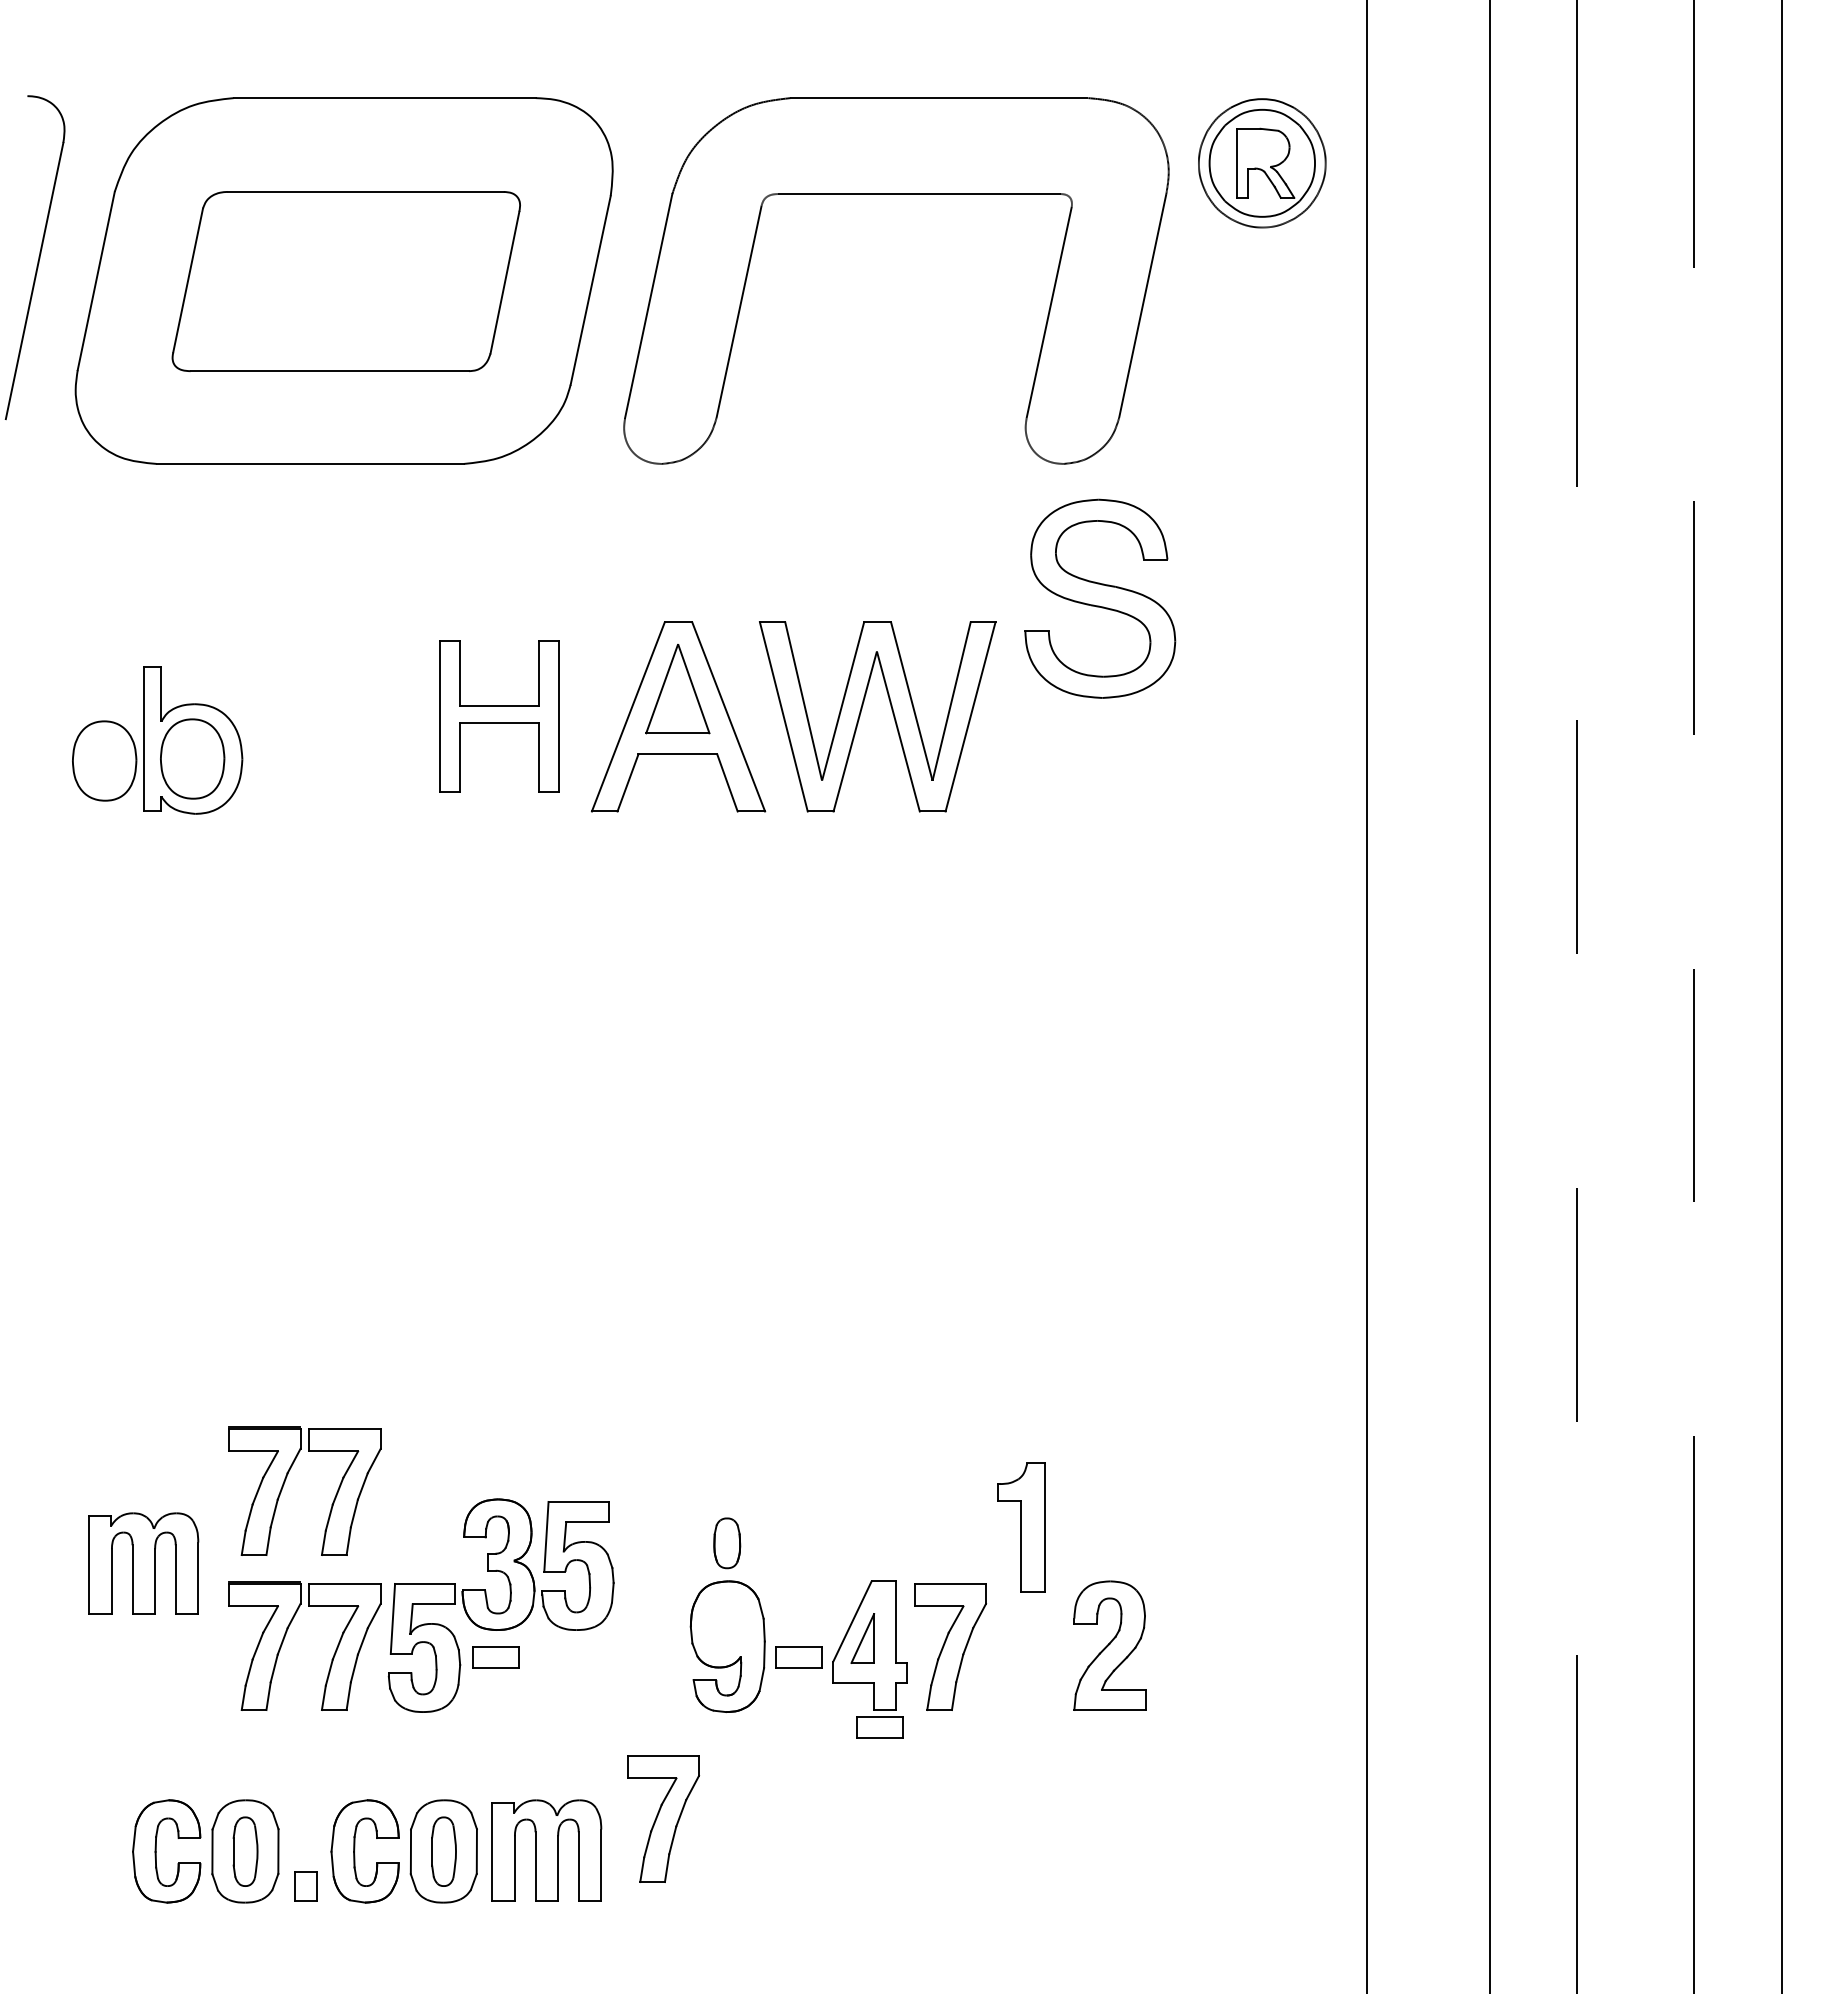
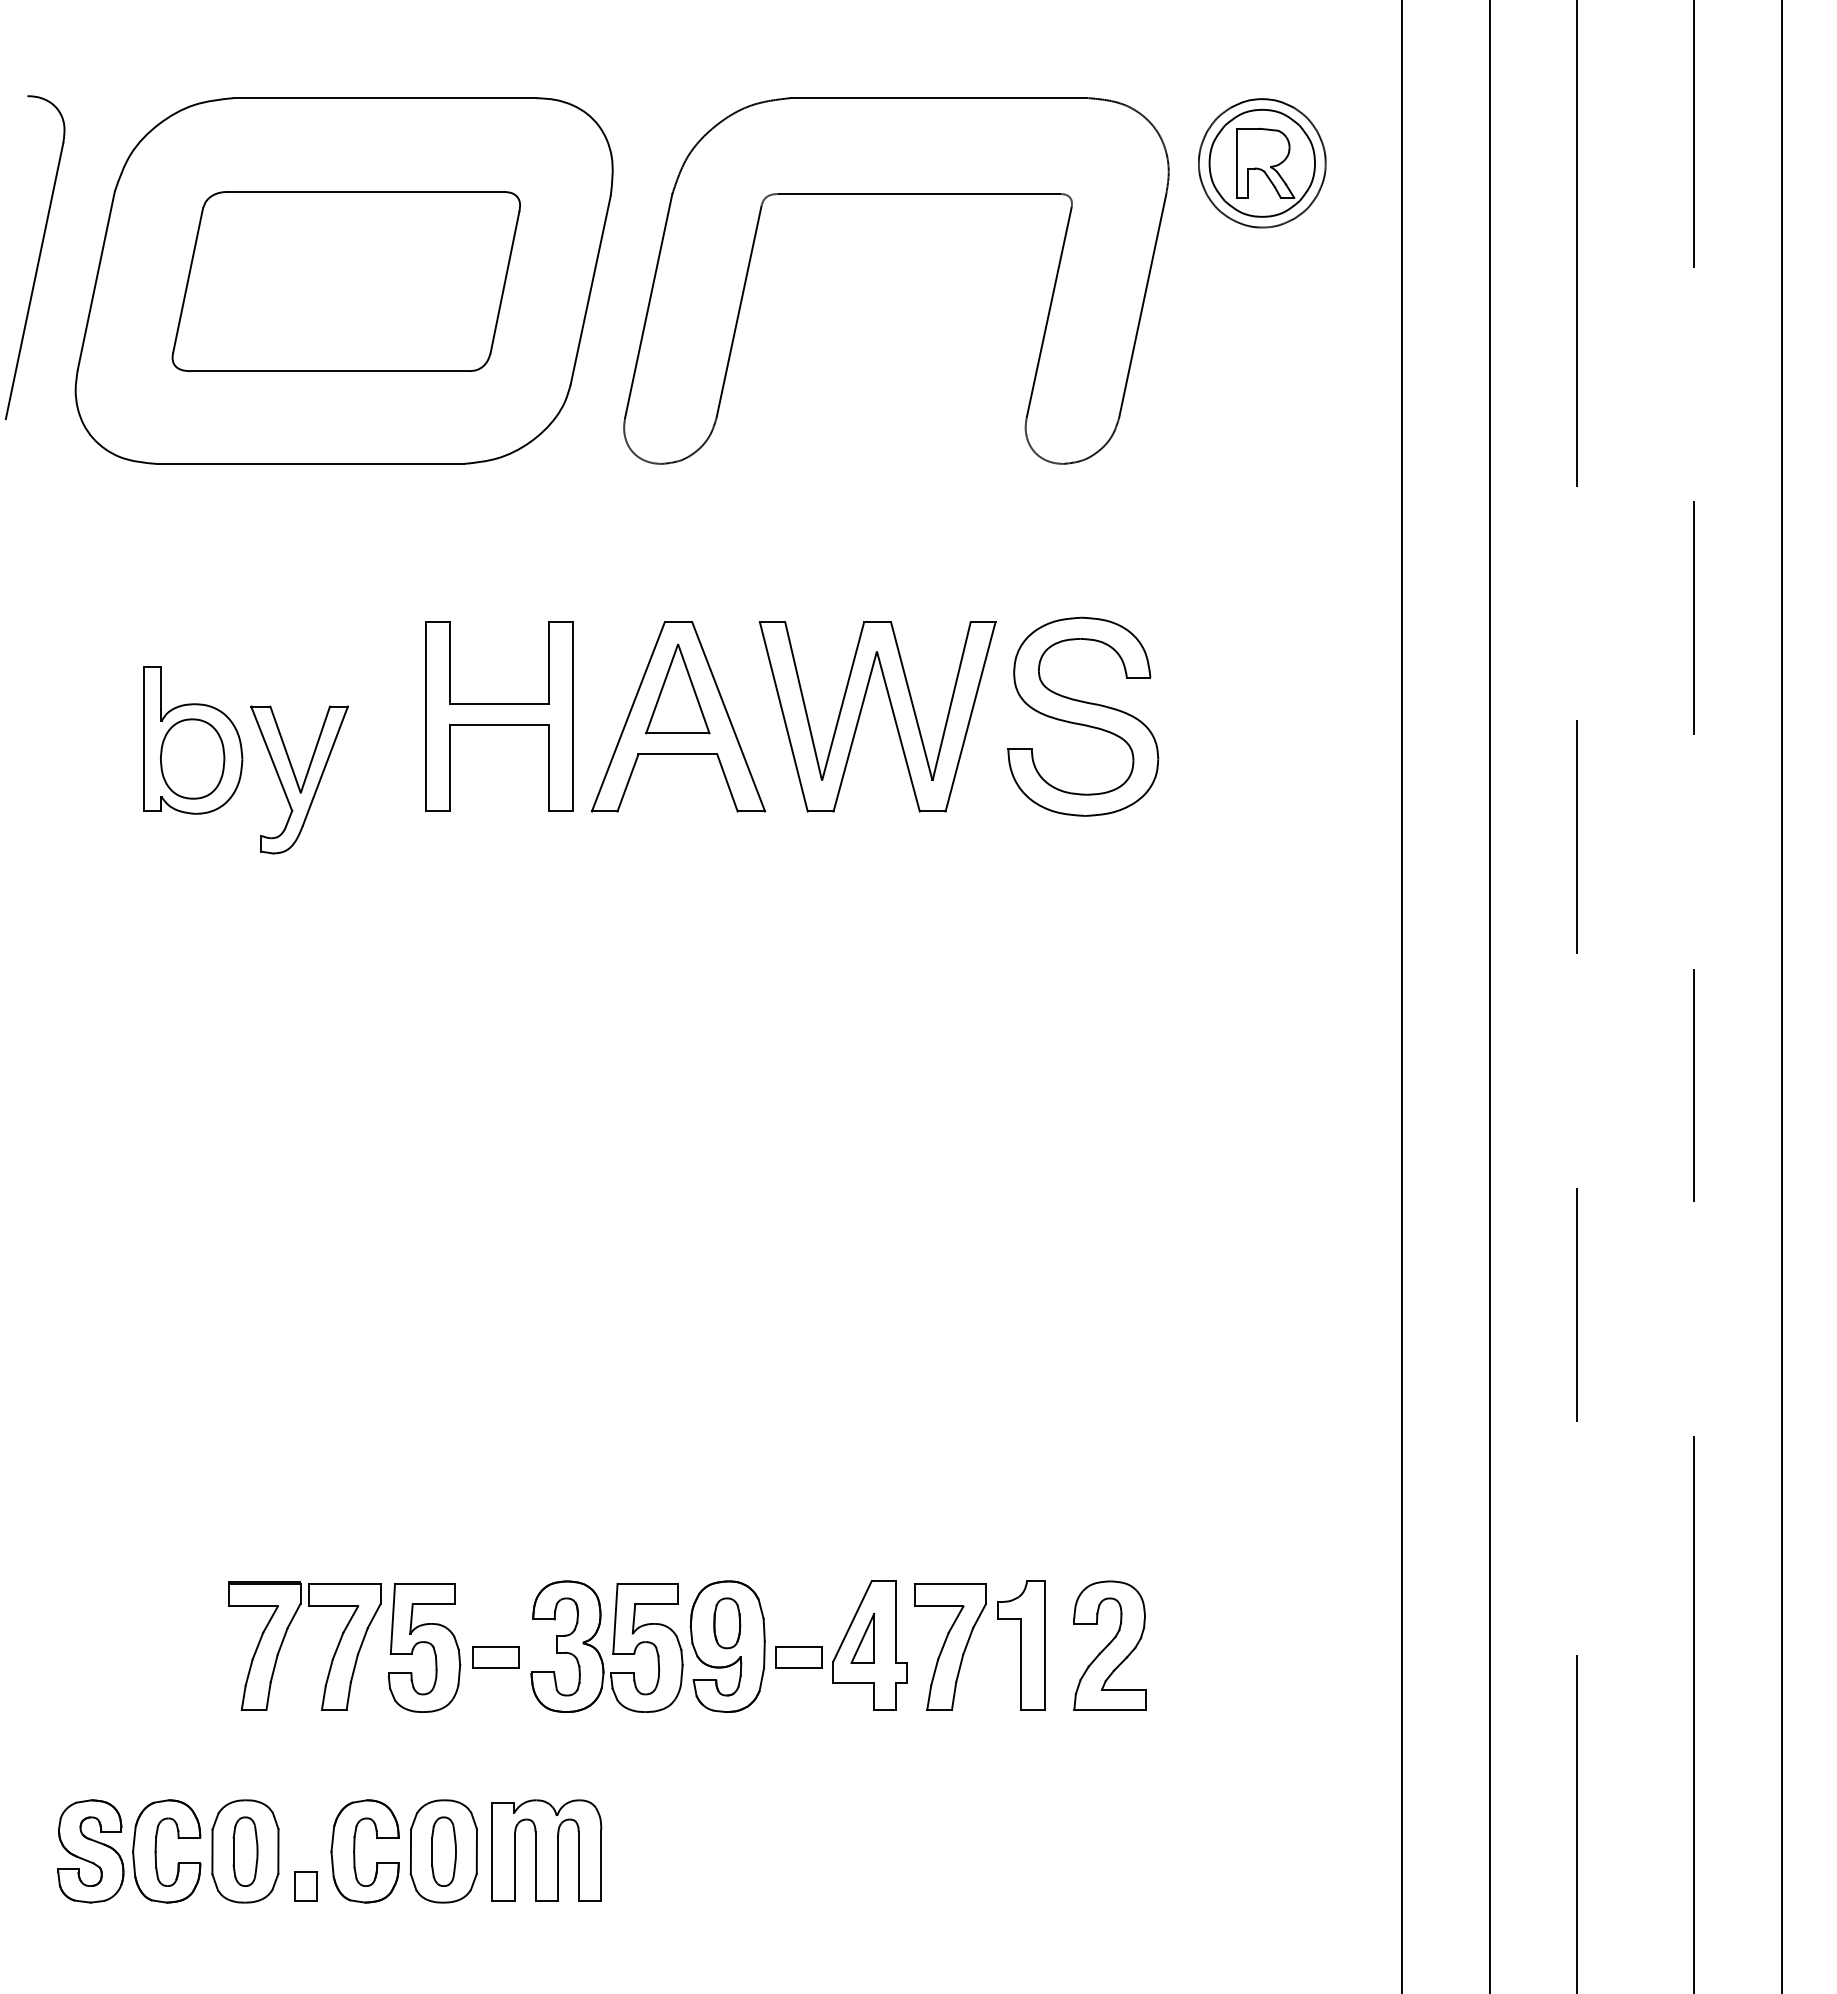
part position: (1100, 598) -> (1083, 716) (1083, 716)
part size: 121x153 px -> 149x191 px (499, 716)
part: present -> none (104, 760)
part: none -> present (299, 779)
line position: (1367, 996) -> (1402, 996) (1402, 996)
part: present -> none (285, 1482)
part position: (1021, 1527) -> (1021, 1645) (1021, 1645)
part position: (727, 1543) -> (727, 1623) (727, 1623)
part: present -> none (143, 1563)
part position: (537, 1564) -> (606, 1646) (606, 1646)
part: present -> none (879, 1727)
part: present -> none (663, 1818)
part: none -> present (90, 1851)
